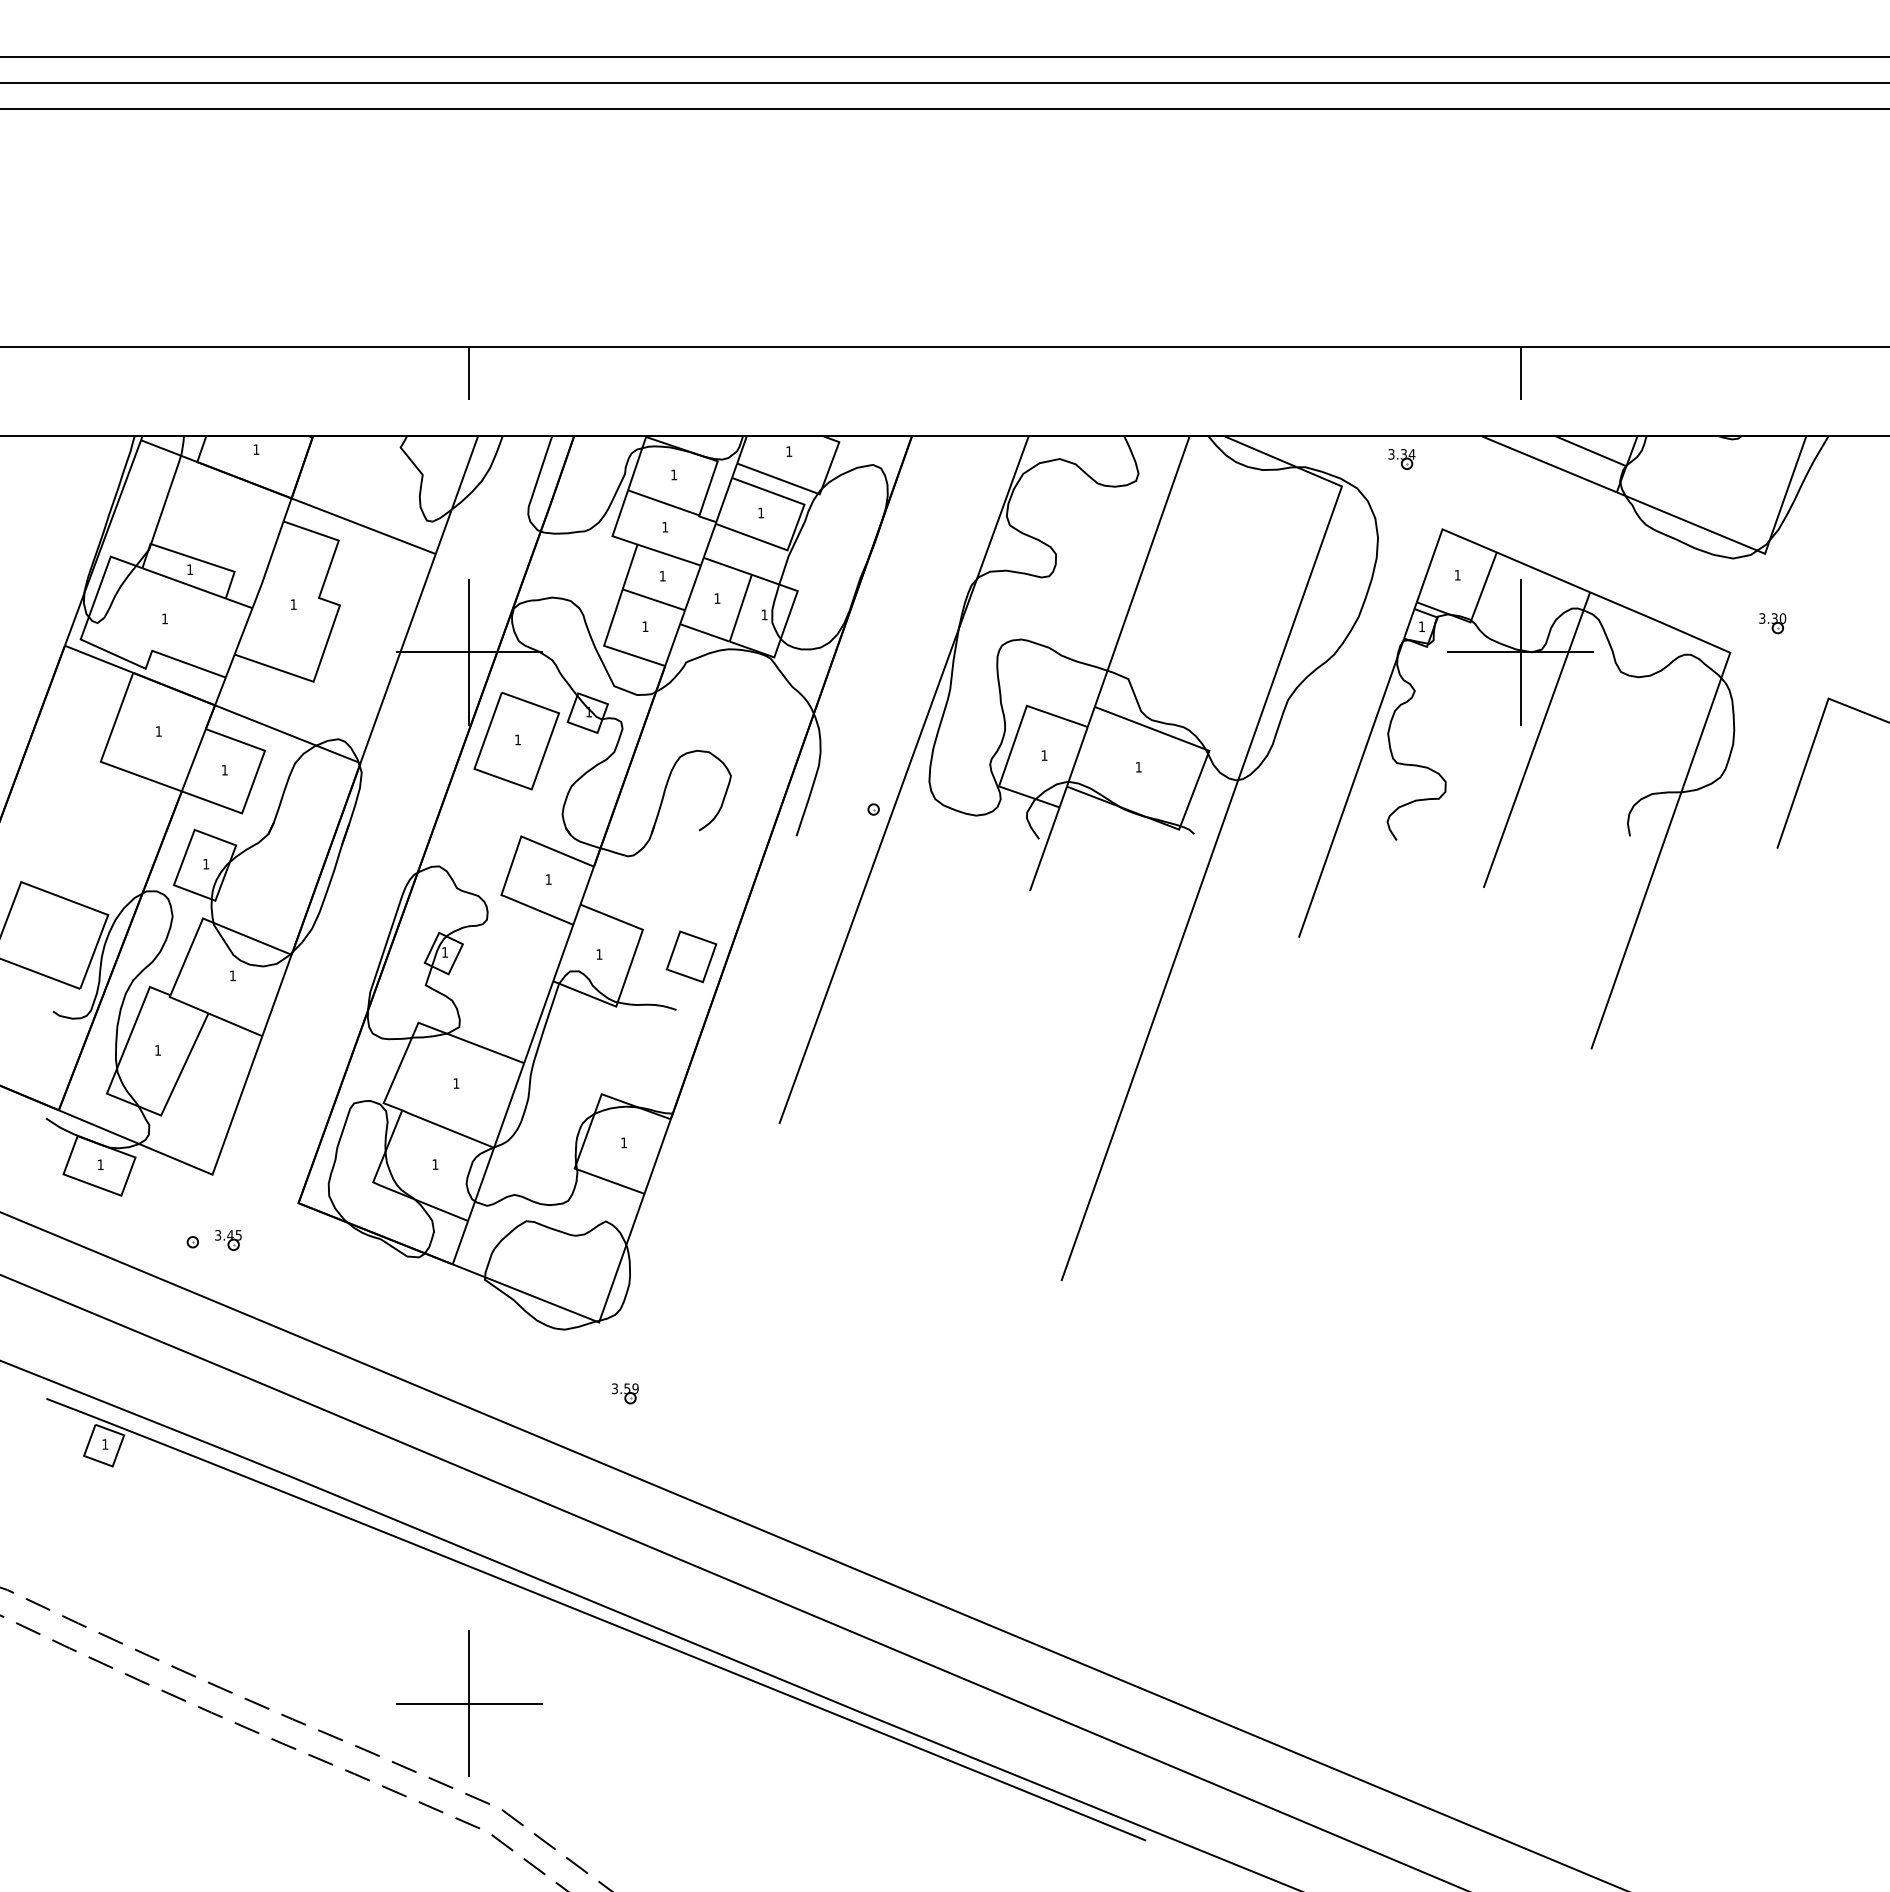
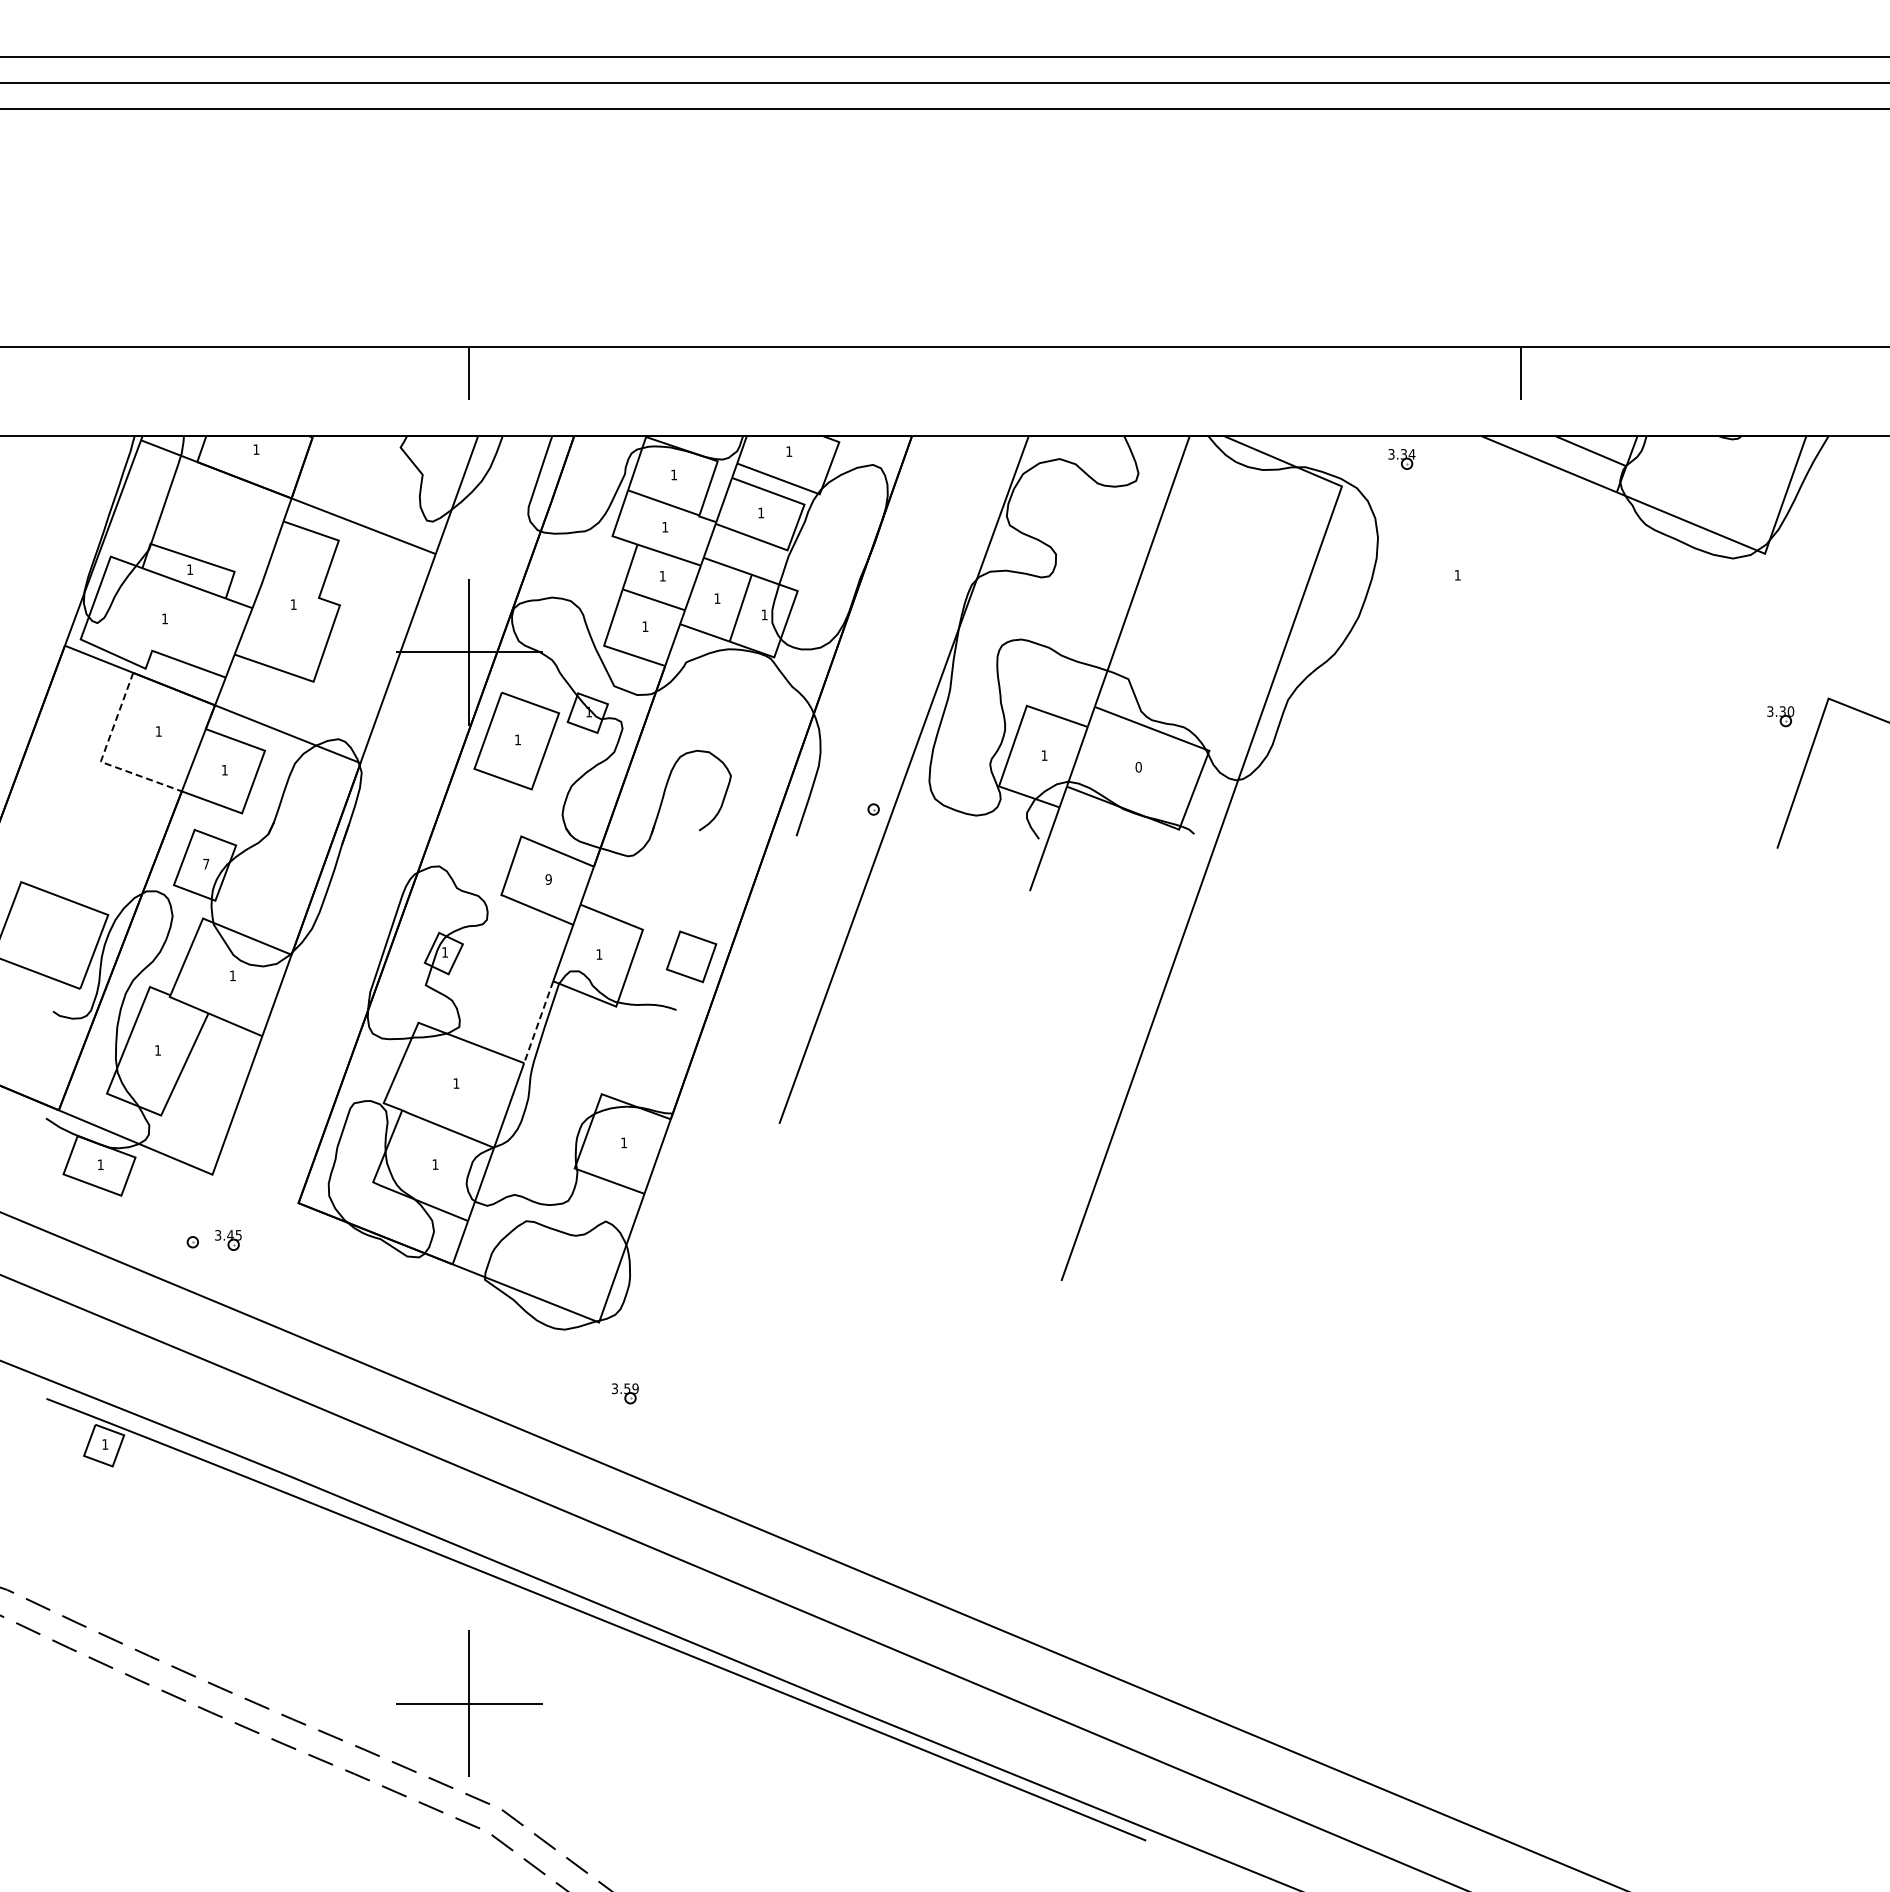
part position: (1772, 623) -> (1780, 716) (1780, 716)
line: solid -> dashed (101, 759)
text: 1 -> 0 (1138, 766)
part: present -> none (1516, 788)
text: 1 -> 7 (206, 864)
text: 1 -> 9 (548, 879)
line: solid -> dashed (538, 1022)
